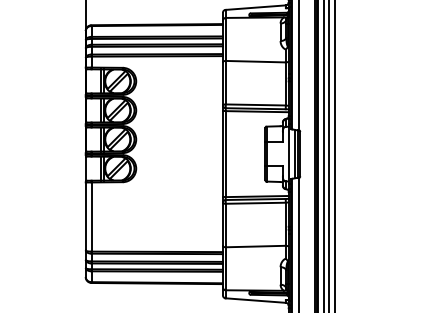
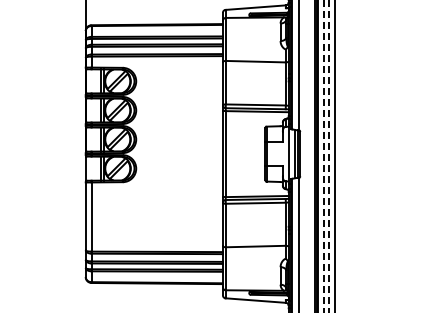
line: solid -> dashed (323, 156)
line: solid -> dashed (329, 156)
